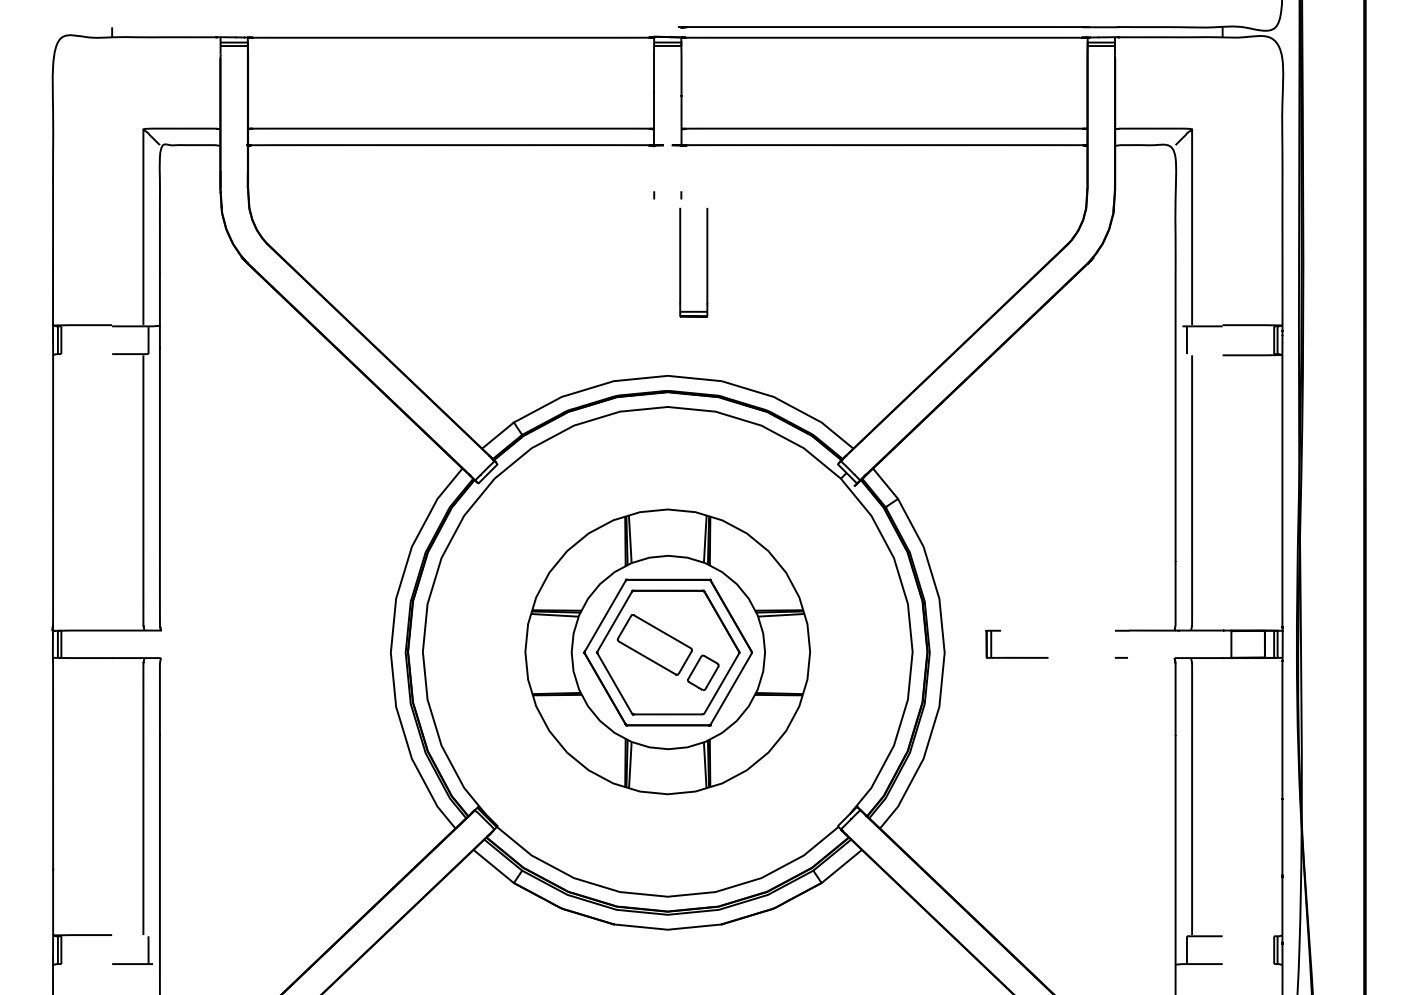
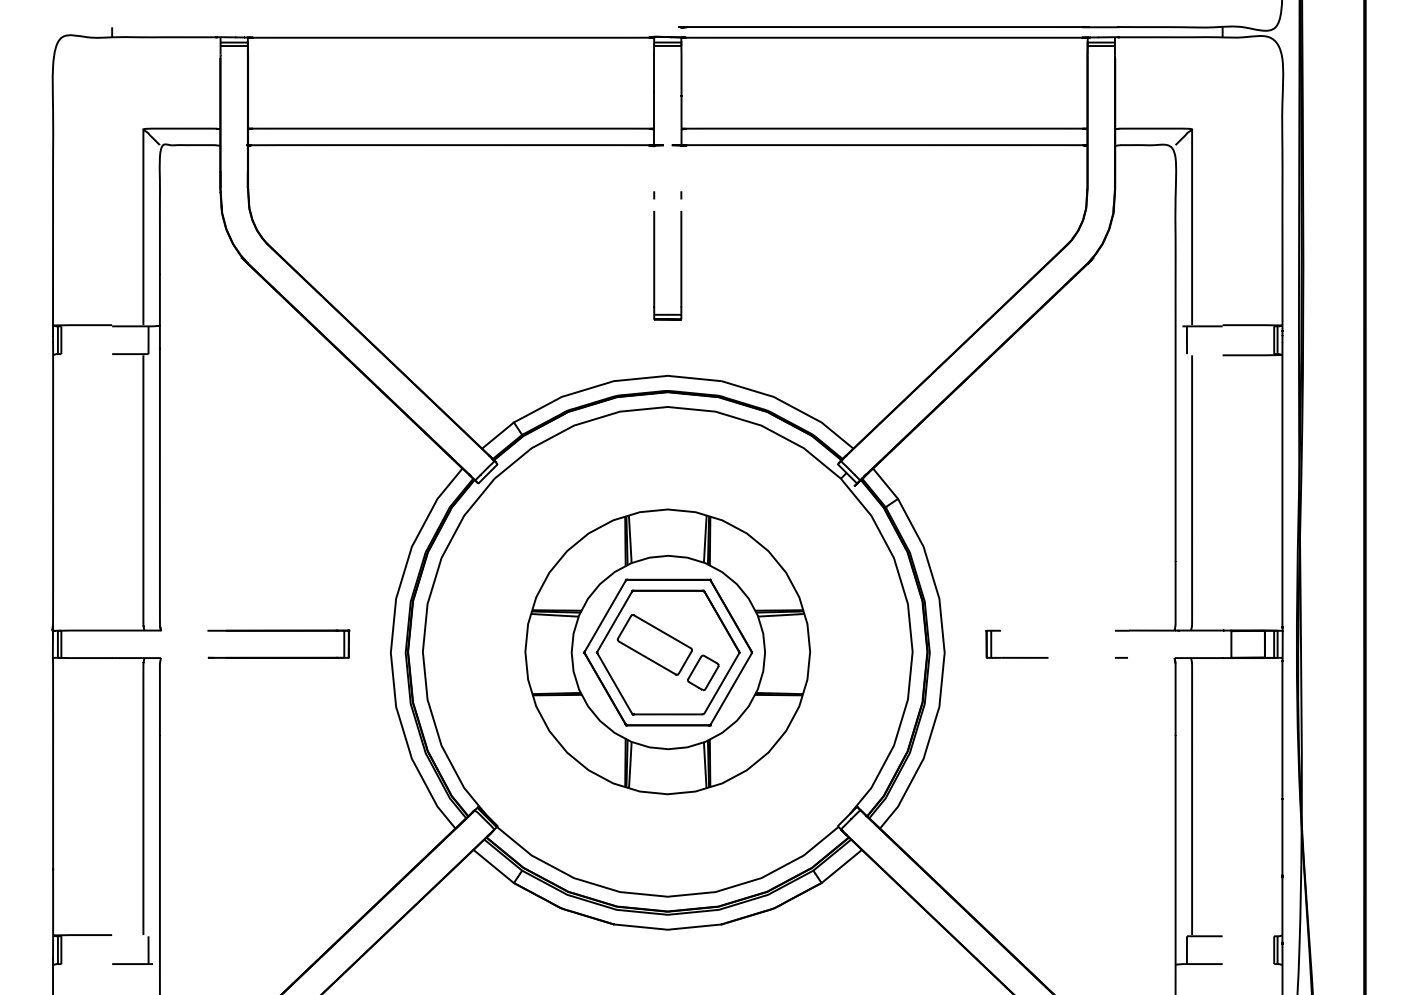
part position: (681, 262) -> (655, 265) (655, 265)
part: none -> present (278, 631)
